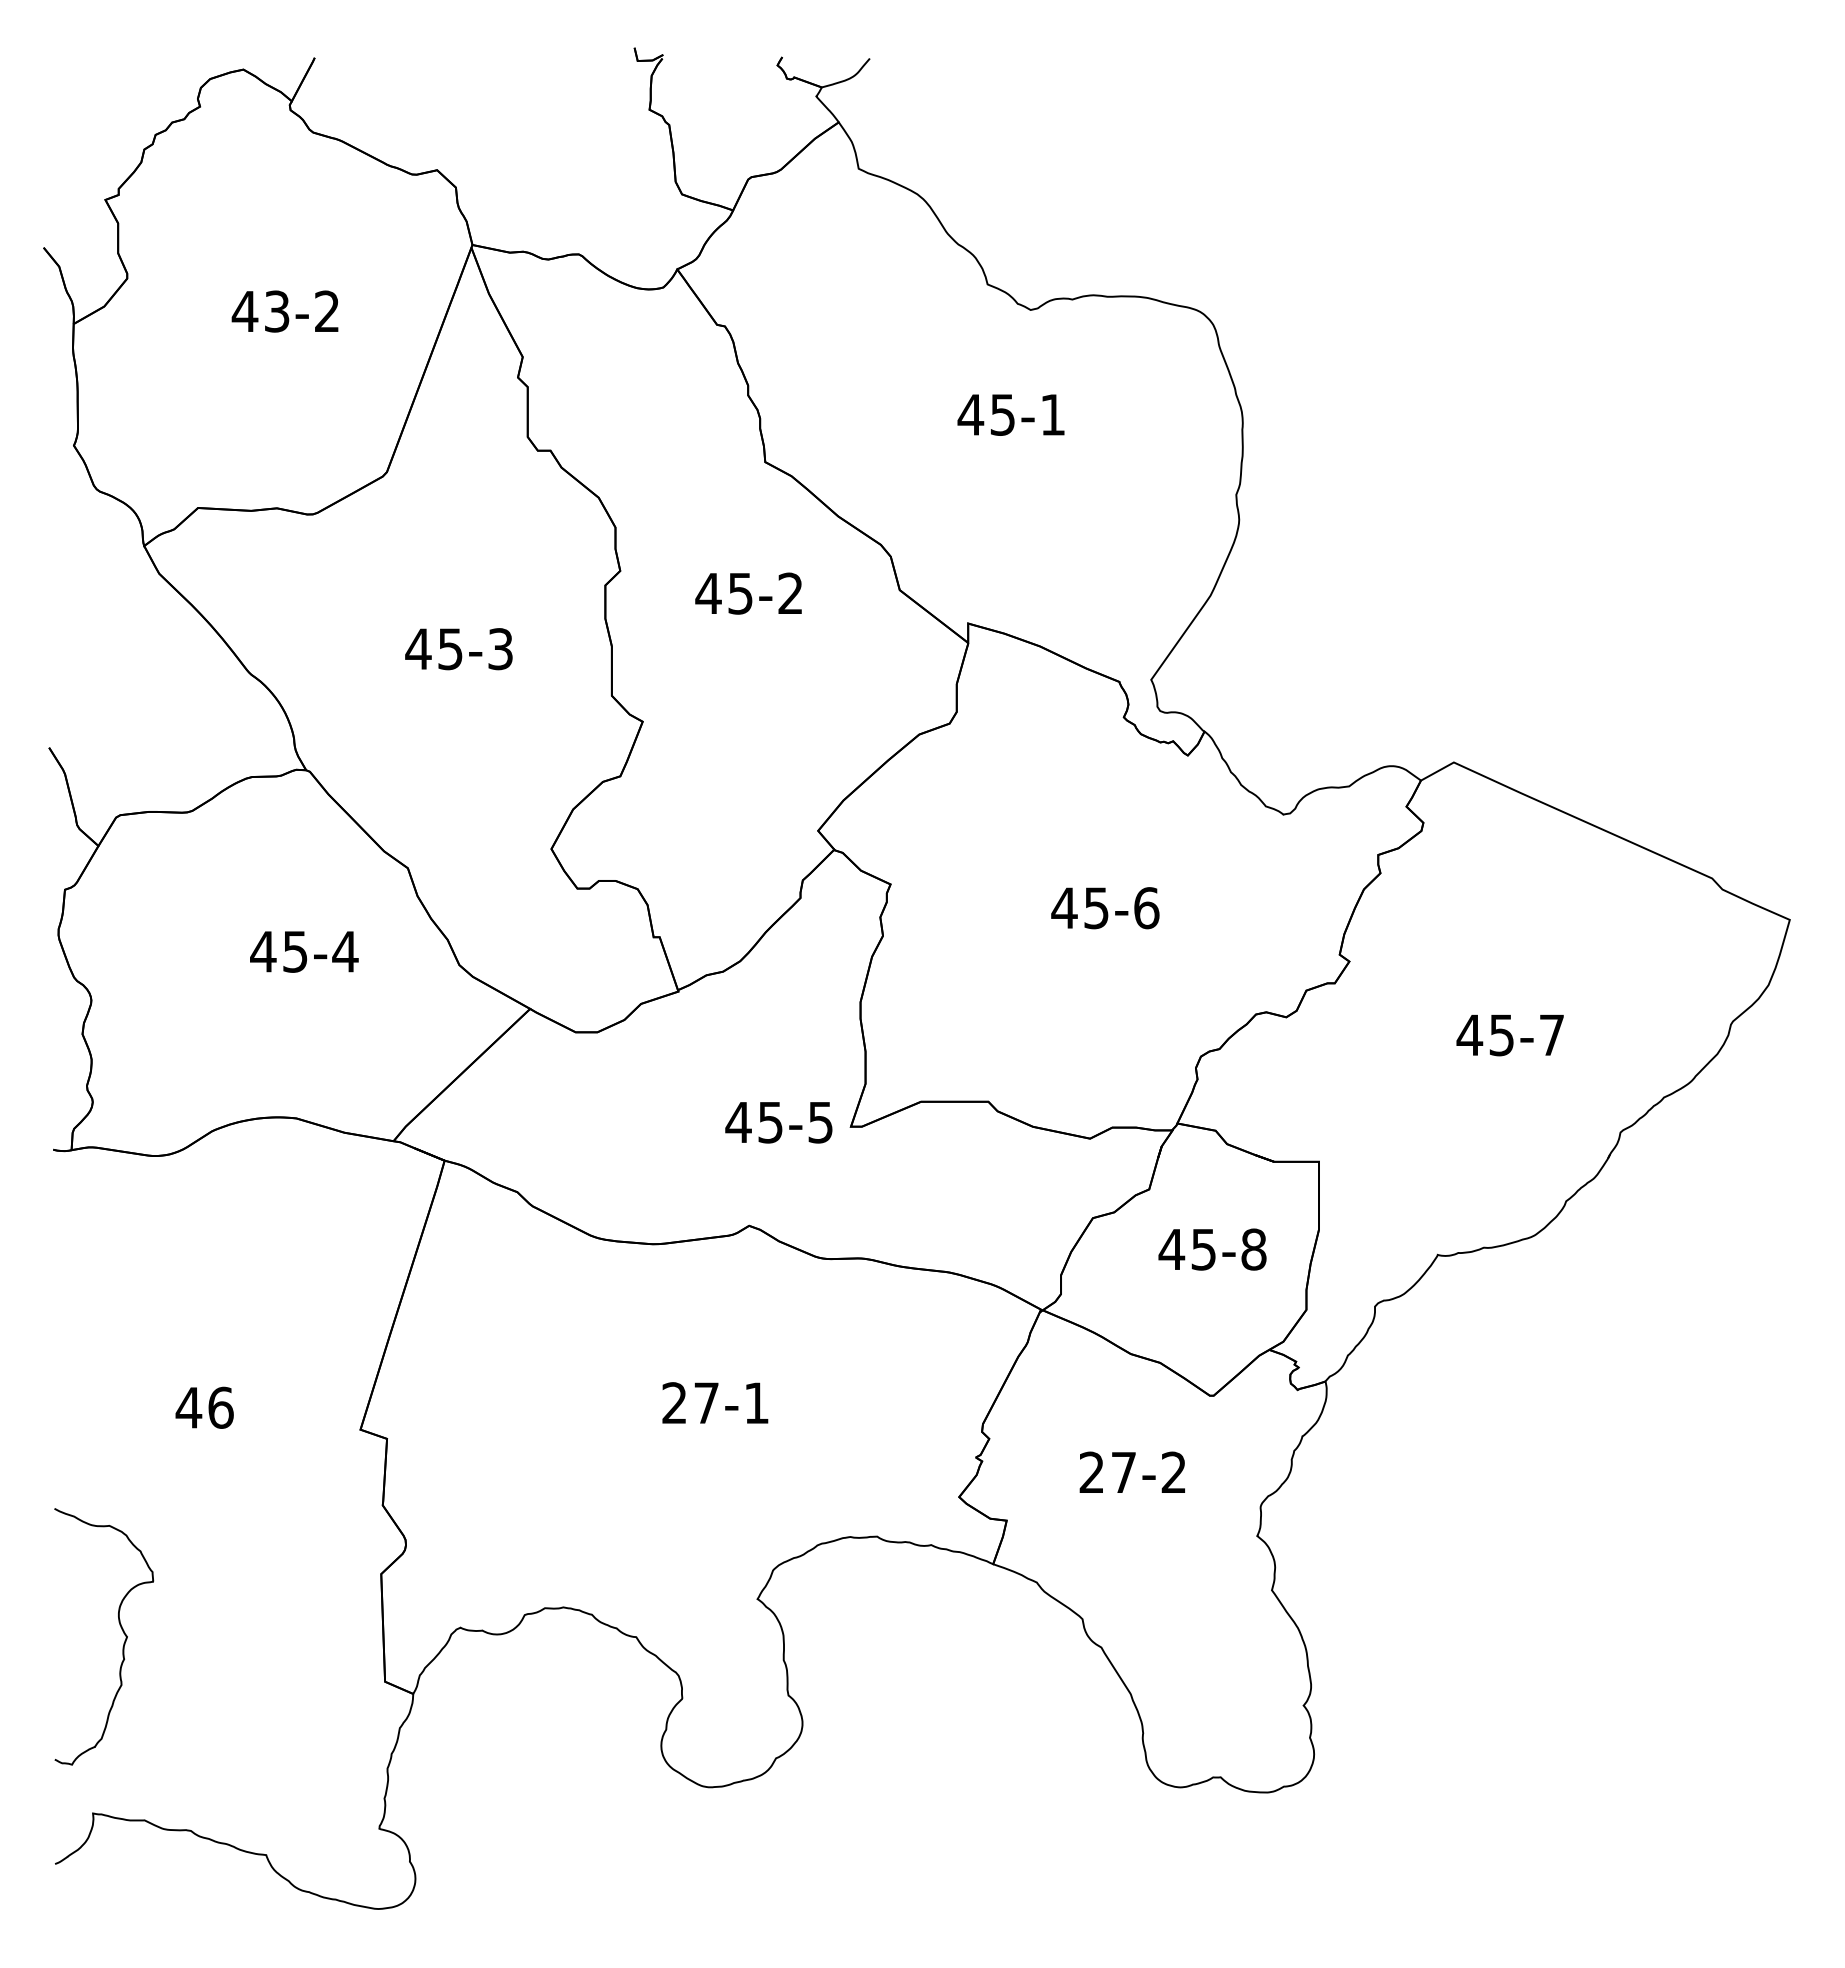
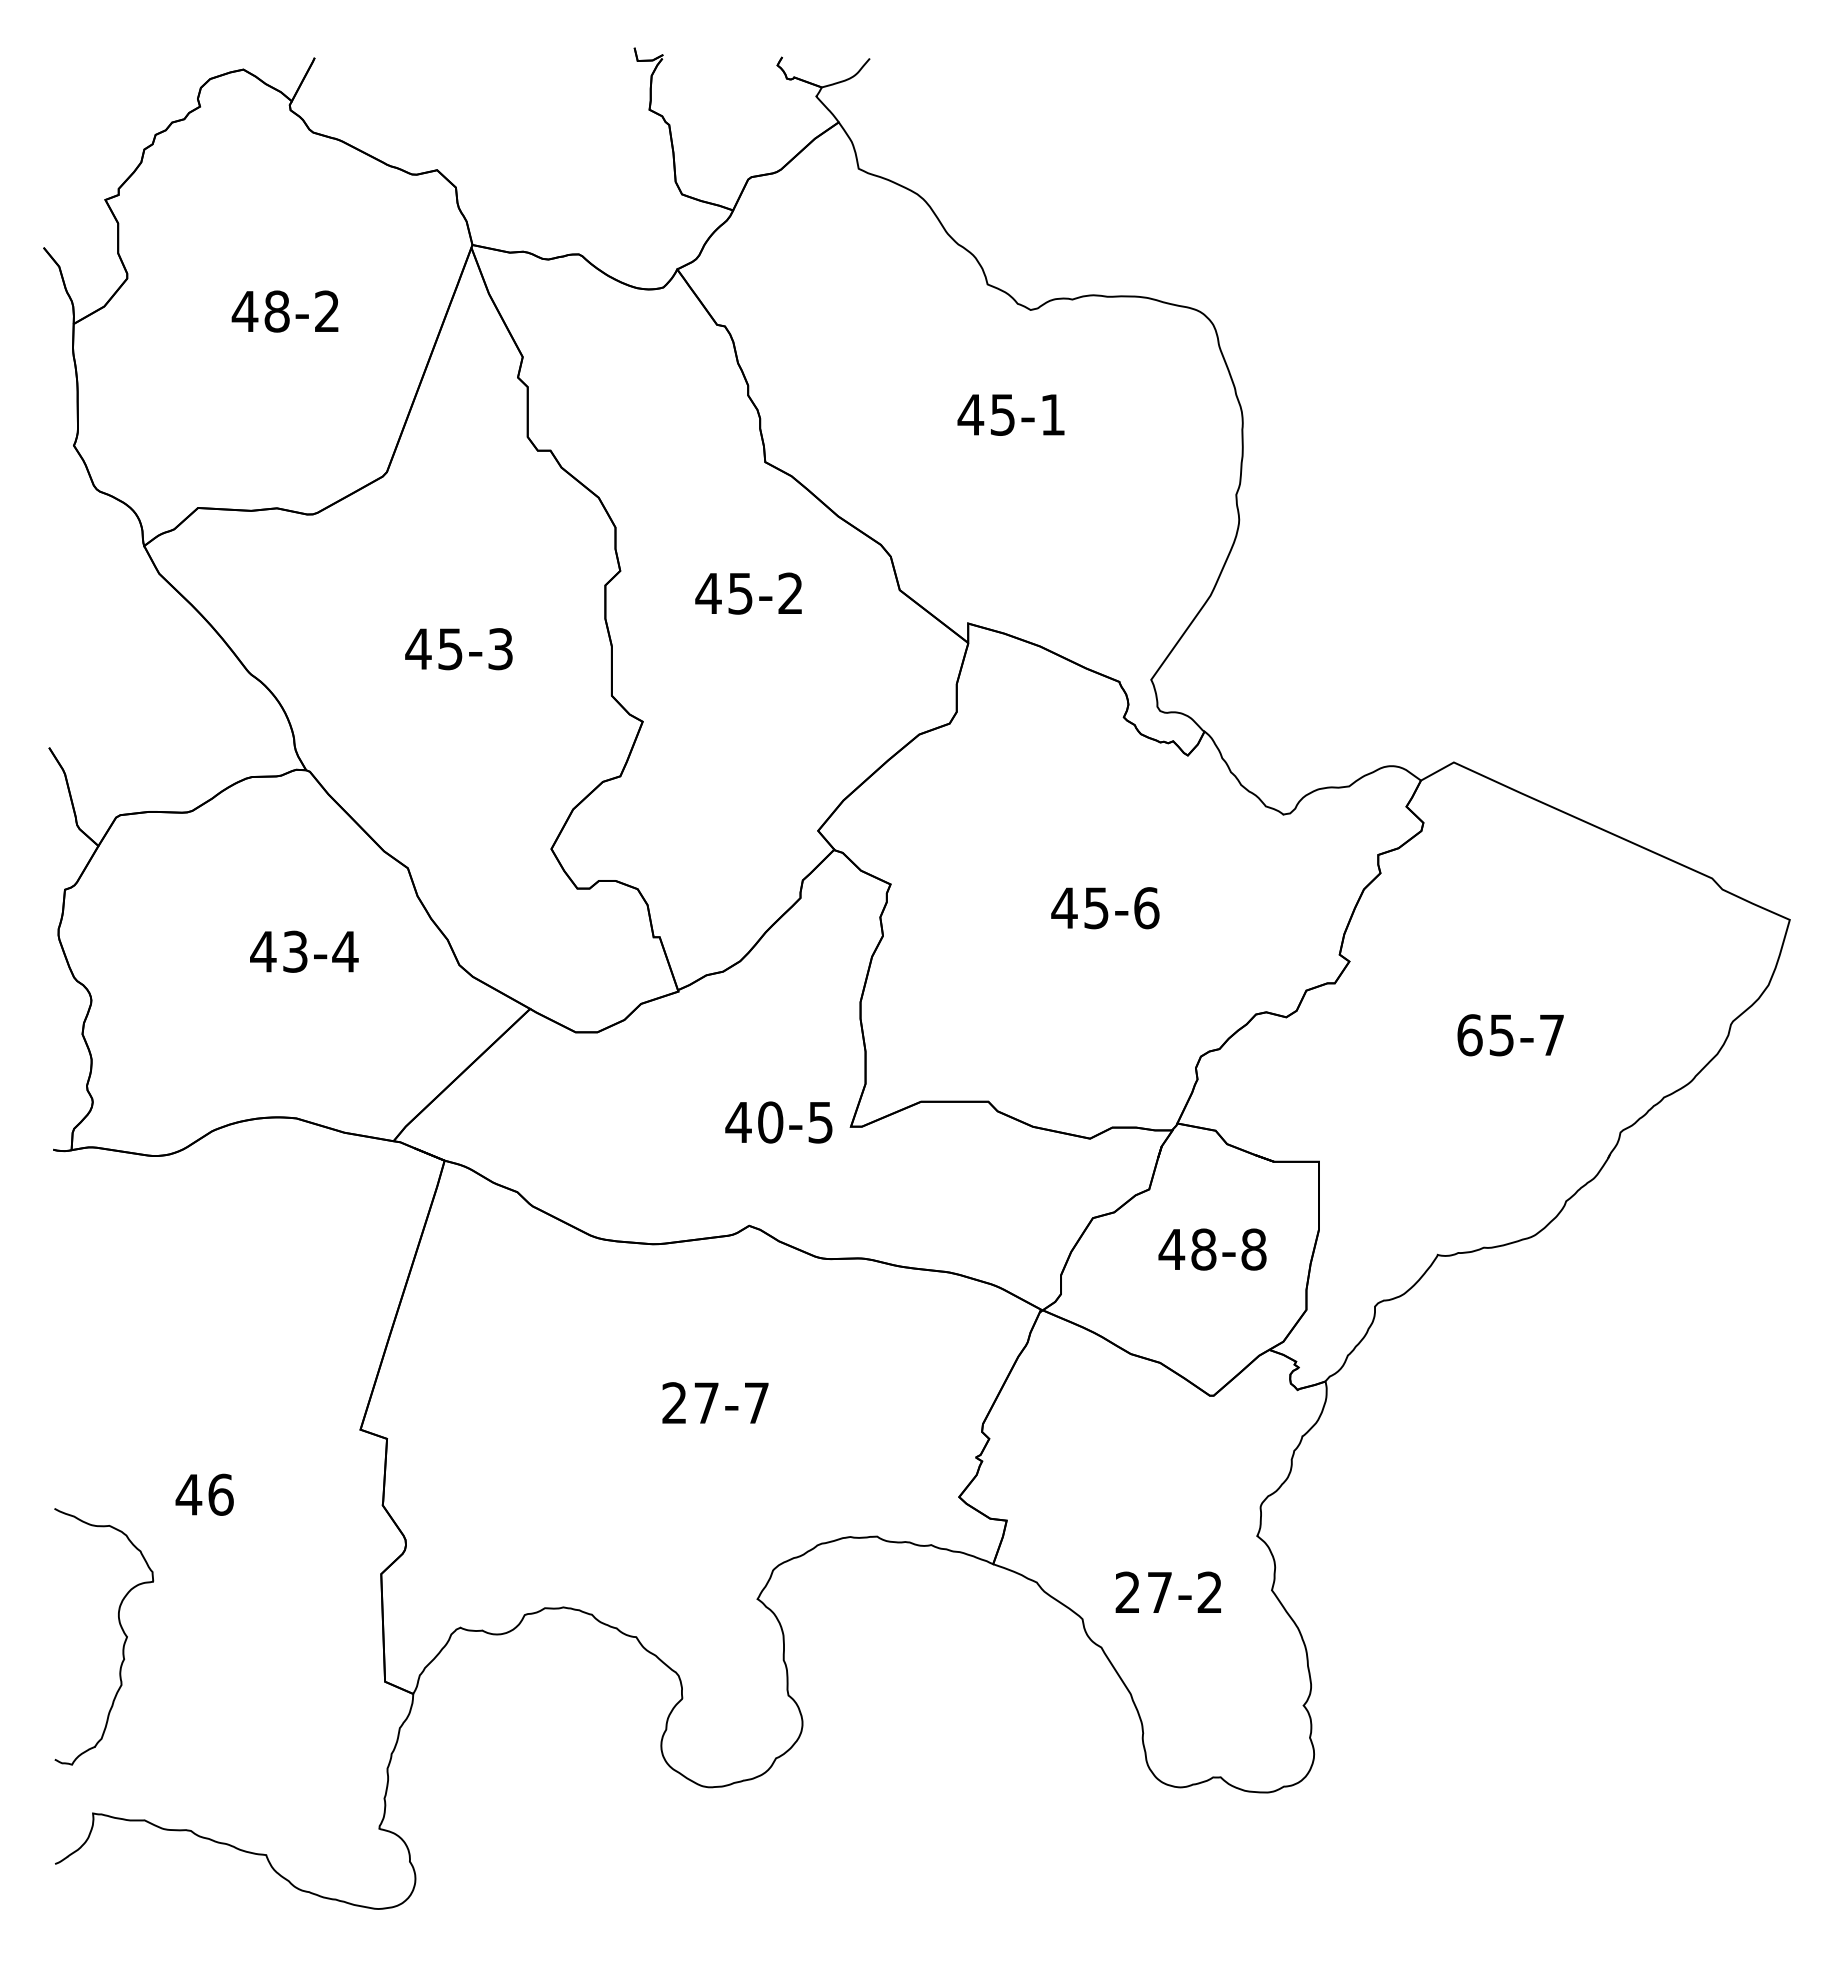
text: 43-2 -> 48-2 (276, 311)
text: 45-4 -> 43-4 (295, 951)
text: 45-7 -> 65-7 (1469, 1035)
text: 45-5 -> 40-5 (770, 1122)
text: 45-8 -> 48-8 (1203, 1249)
text: 27-1 -> 27-7 (756, 1402)
text position: (204, 1407) -> (204, 1494) (204, 1494)
text position: (1131, 1471) -> (1167, 1591) (1167, 1591)
